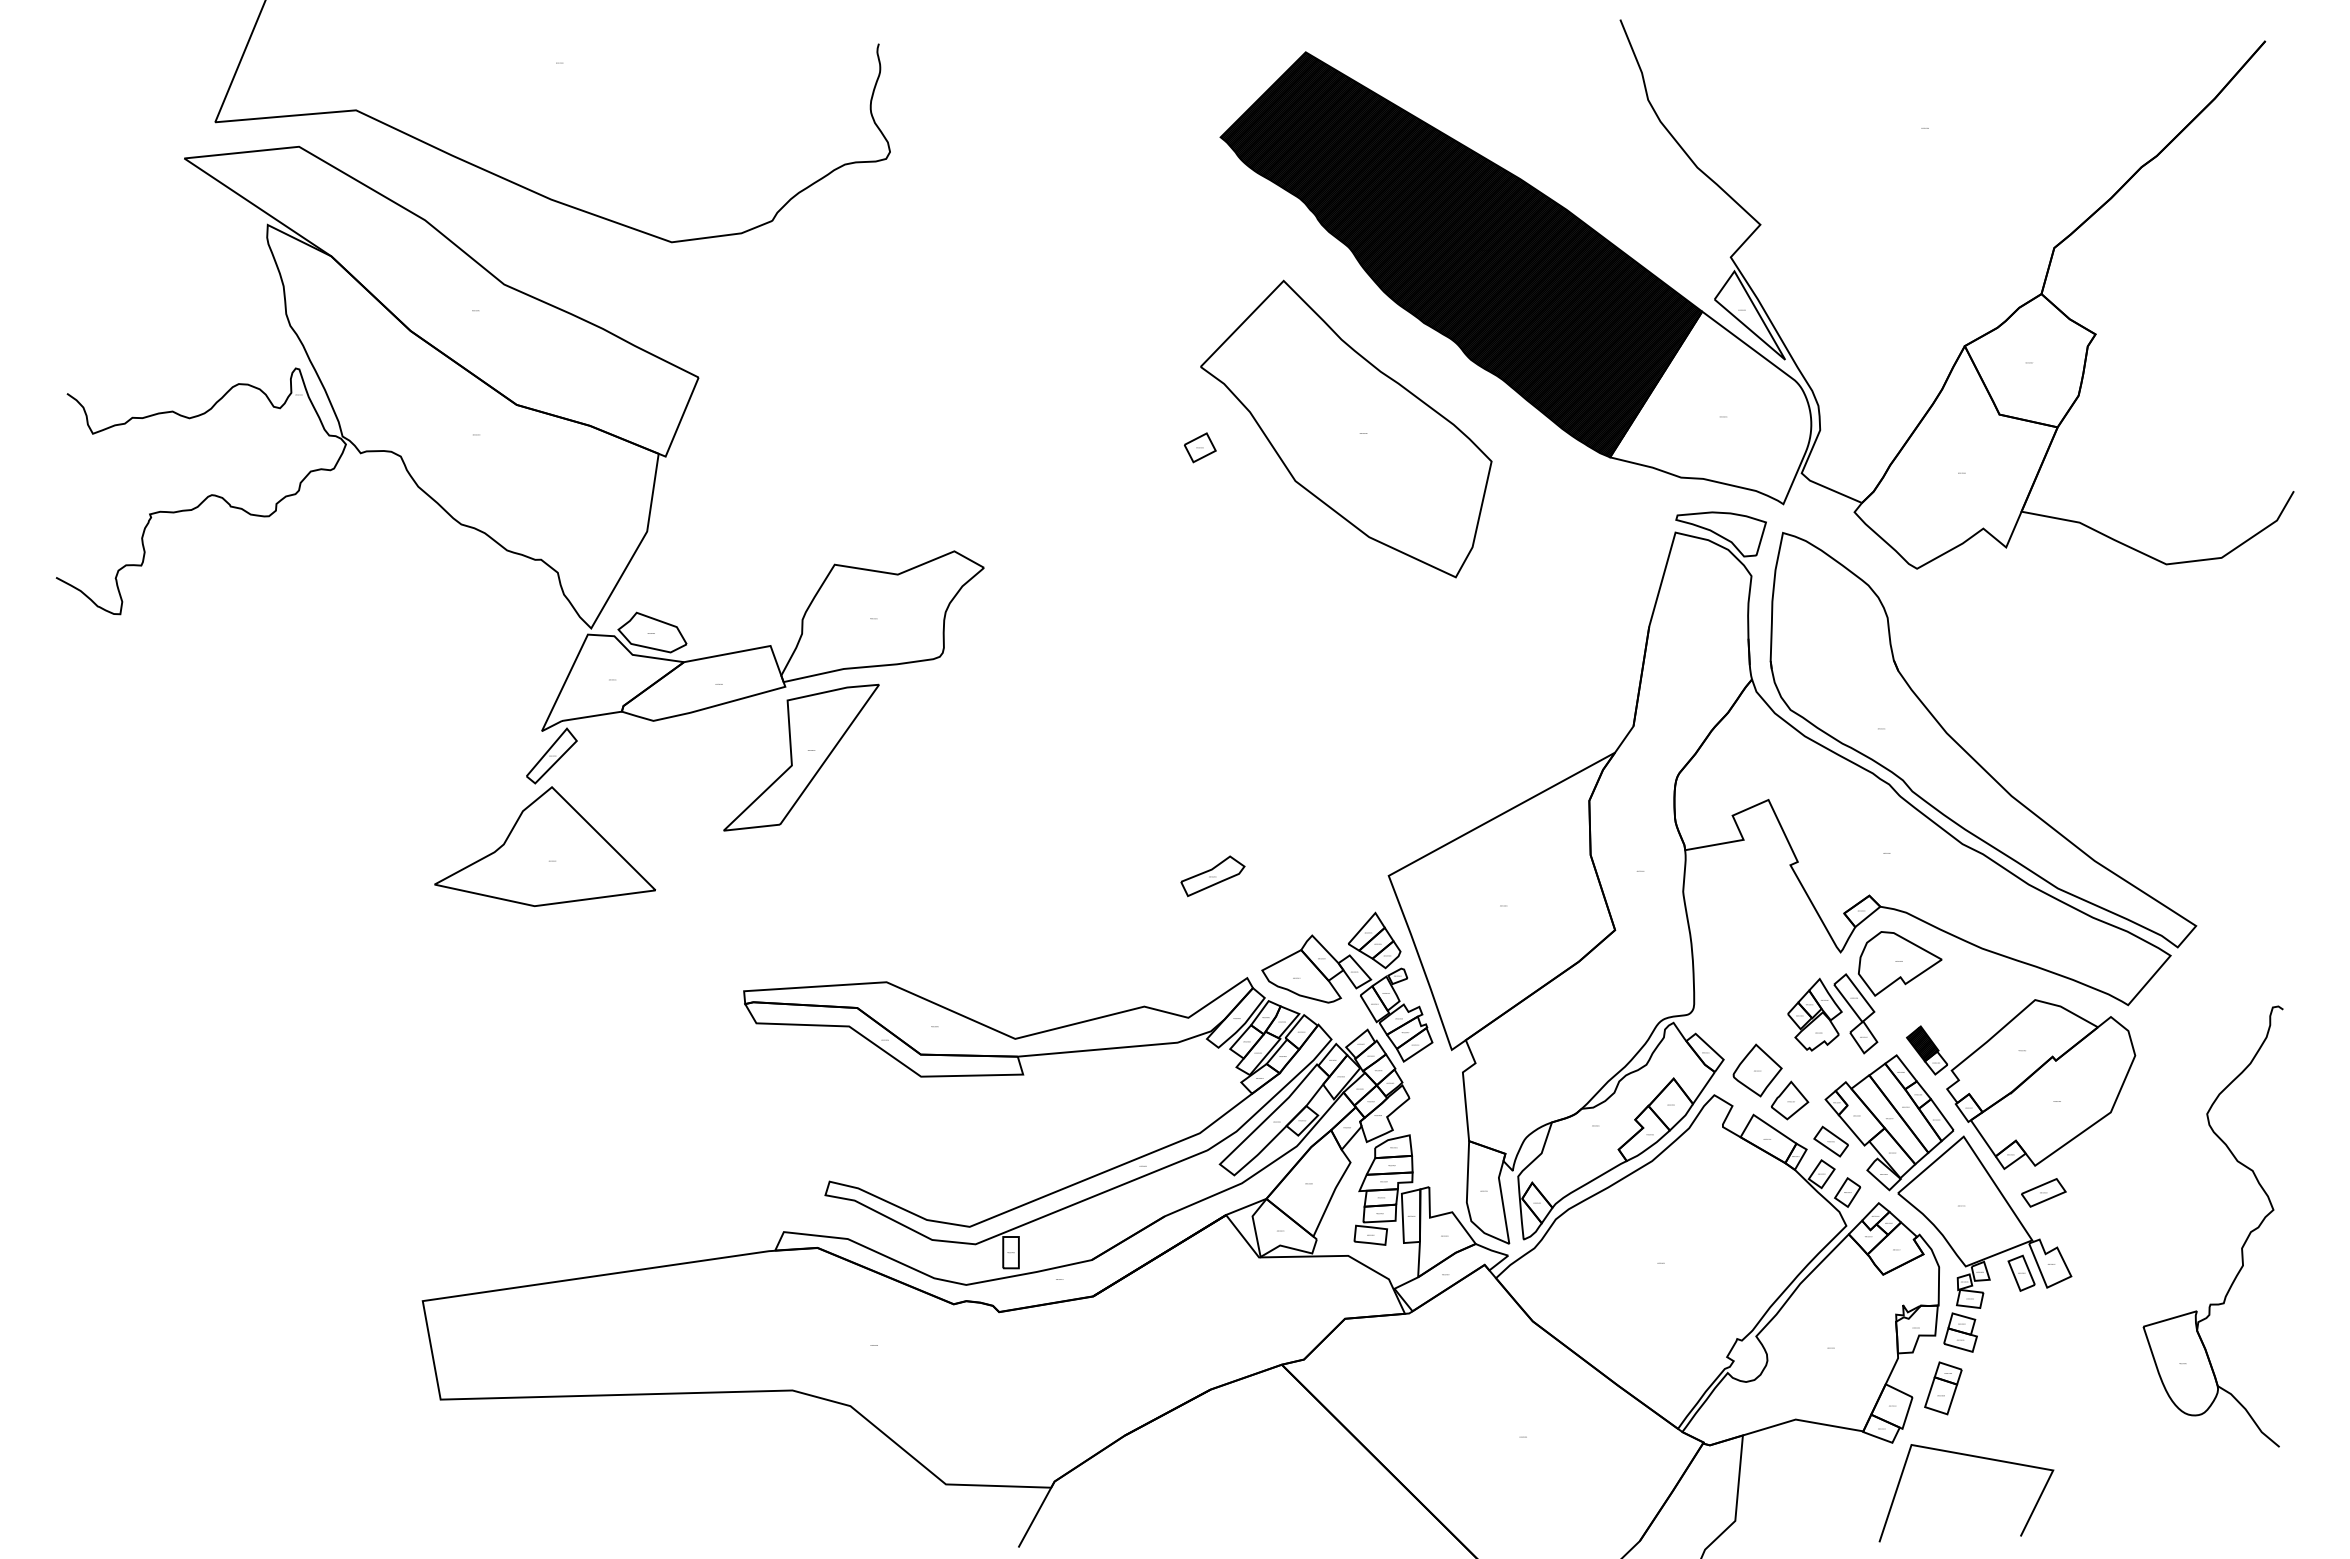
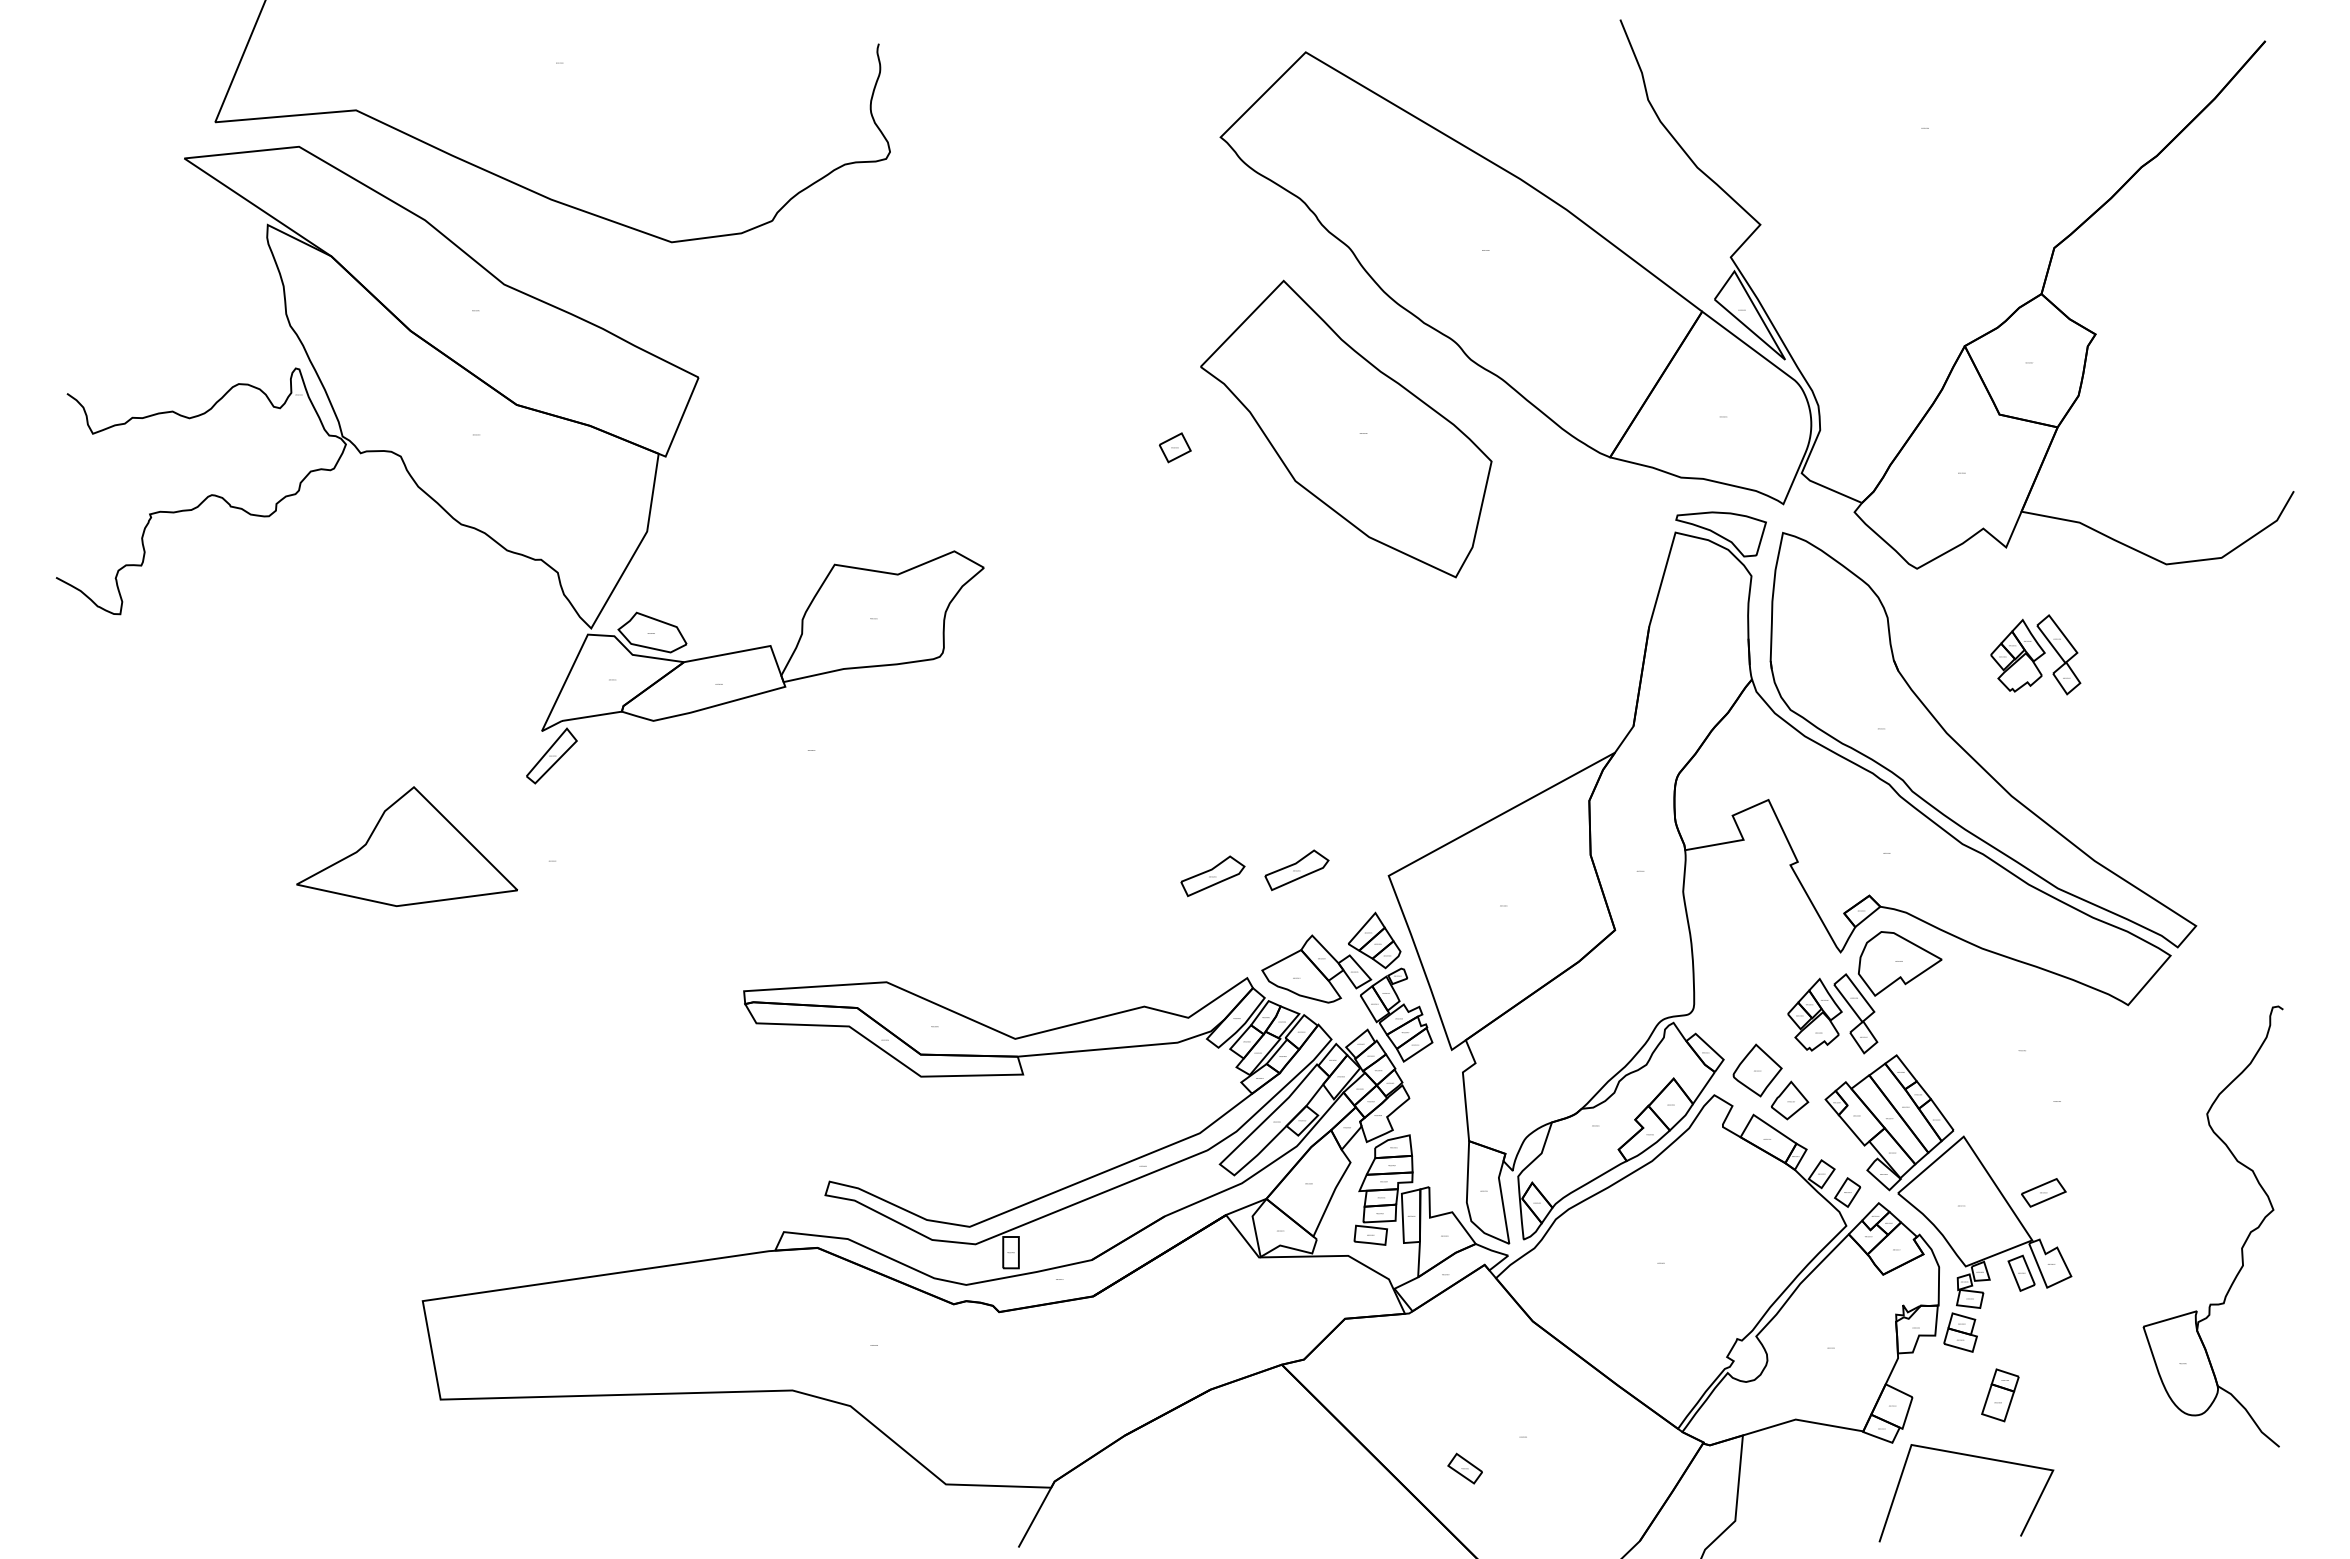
hatch: present -> none (1461, 254)
part position: (1200, 447) -> (1175, 447) (1175, 447)
part: none -> present (2035, 654)
part: present -> none (801, 757)
part position: (544, 846) -> (406, 846) (406, 846)
part: none -> present (1296, 870)
part: present -> none (2021, 1084)
part position: (1830, 1141) -> (1464, 1468) (1464, 1468)
part position: (1943, 1388) -> (2000, 1395) (2000, 1395)
